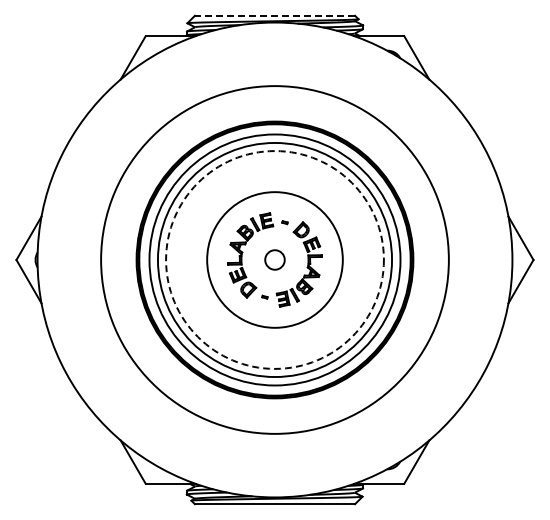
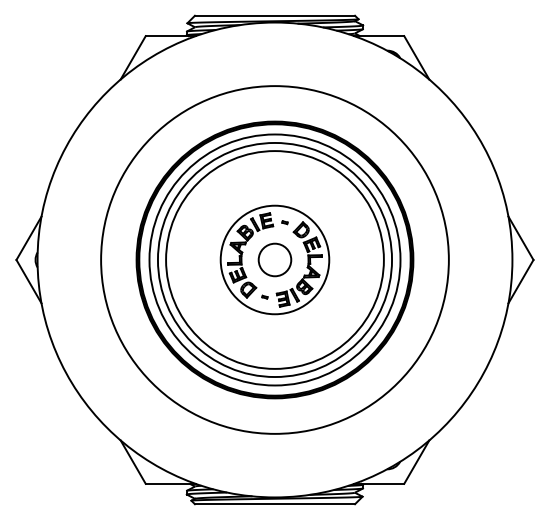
line: dashed -> solid (274, 15)
circle diameter: 136 px -> 109 px (274, 259)
circle diameter: 20 px -> 33 px (274, 259)
circle: dashed -> solid (274, 259)
